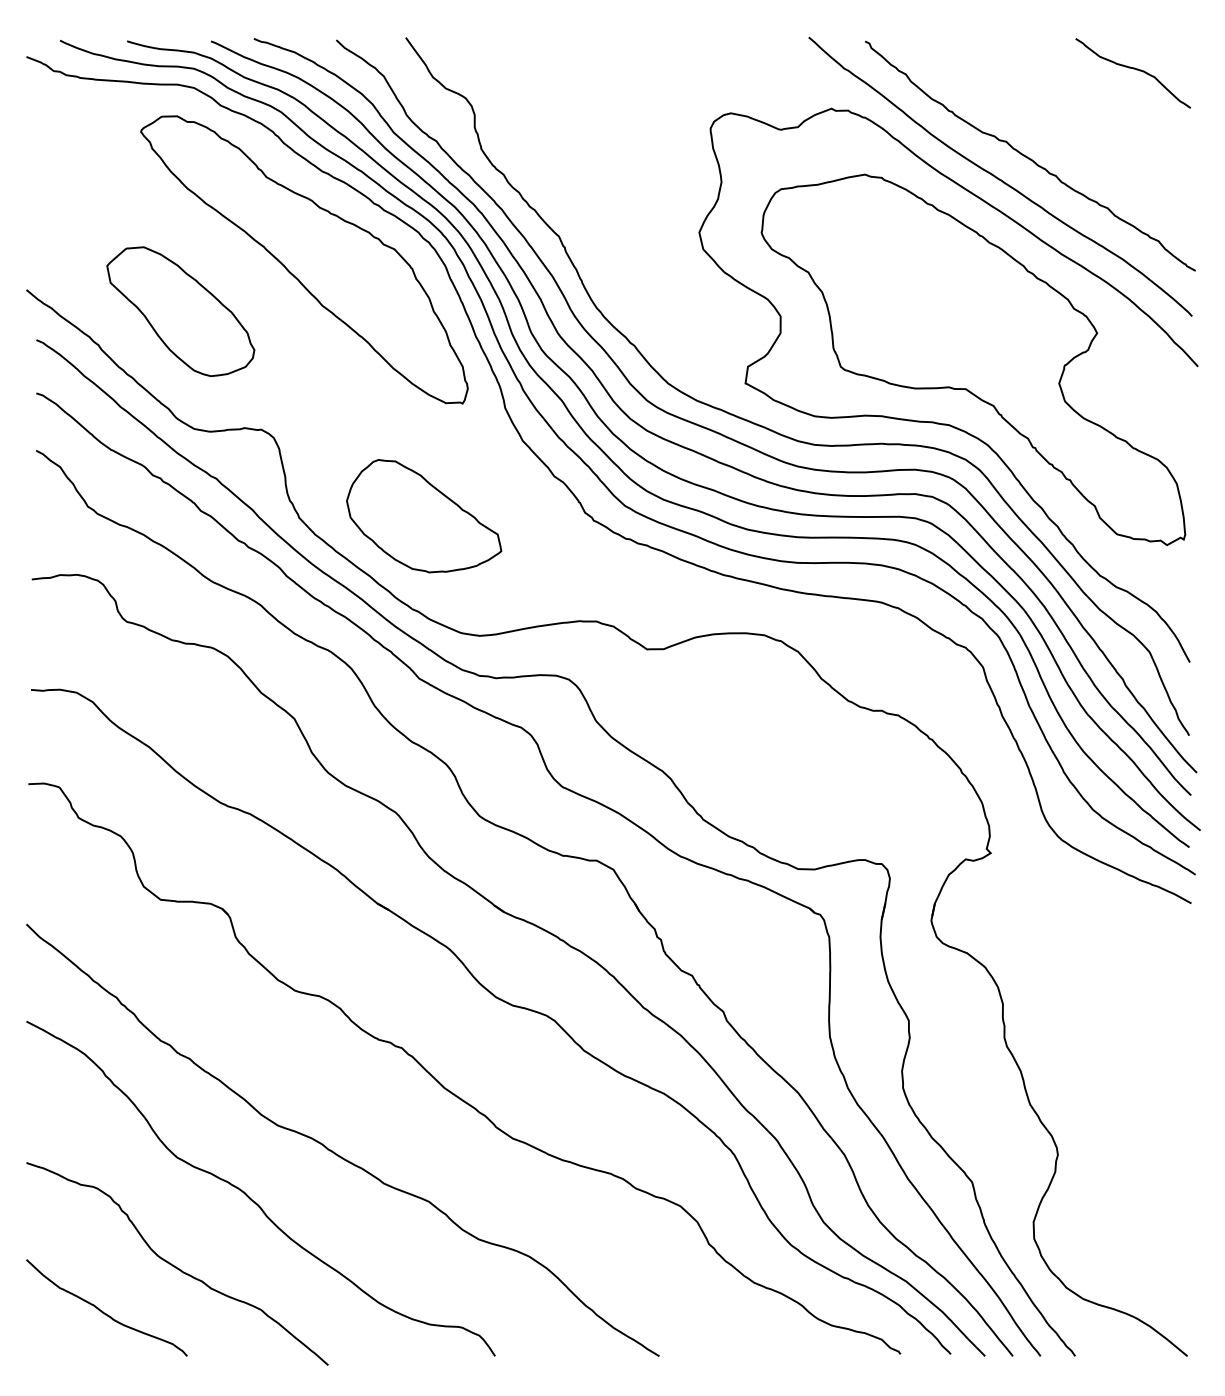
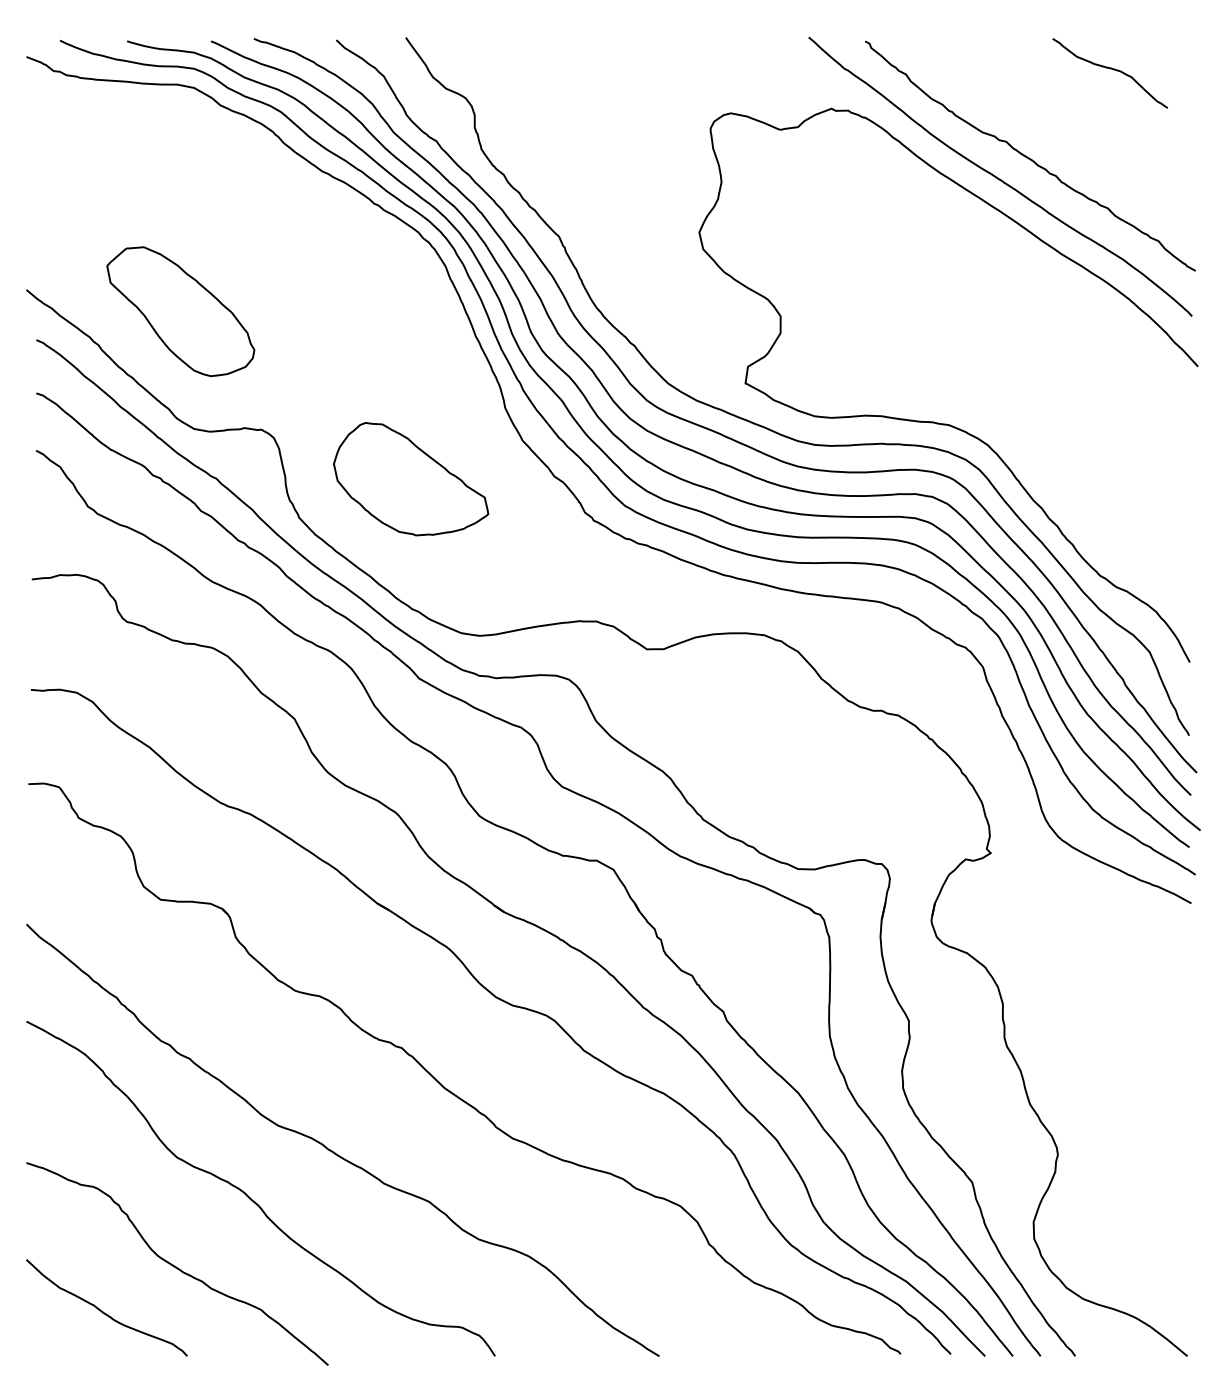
curve position: (1133, 69) -> (1110, 69) (1110, 69)
part: present -> none (304, 259)
part: present -> none (973, 359)
part position: (424, 516) -> (411, 479) (411, 479)
